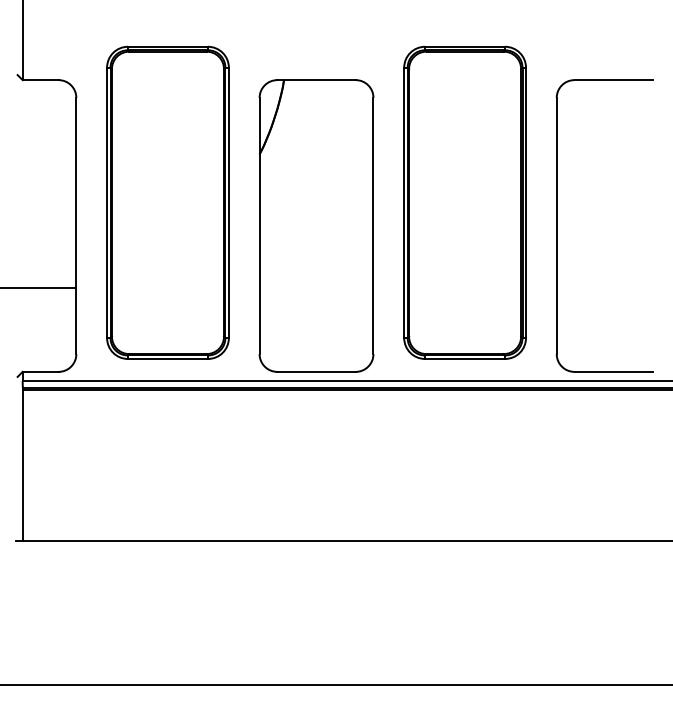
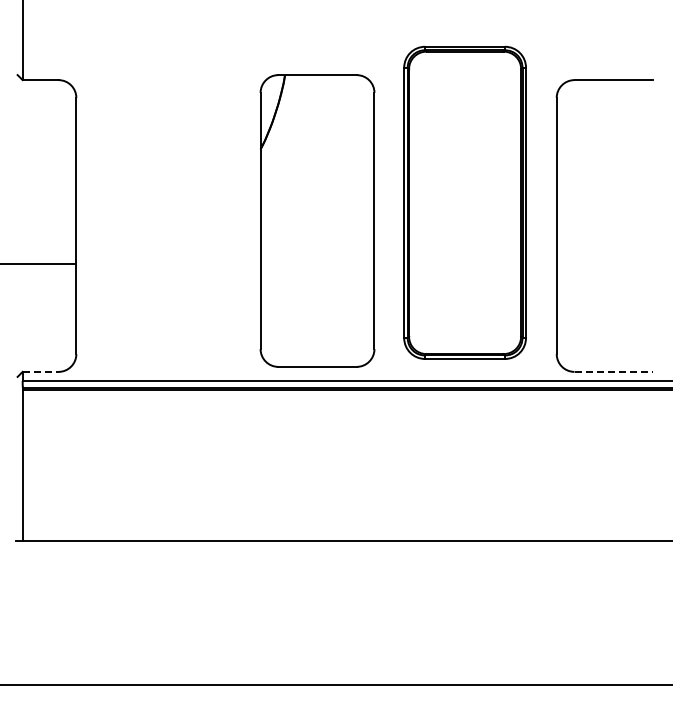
part: present -> none (167, 202)
part position: (316, 225) -> (317, 220) (317, 220)
line position: (39, 287) -> (39, 263) (39, 263)
line: solid -> dashed (40, 371)
line: solid -> dashed (614, 371)
